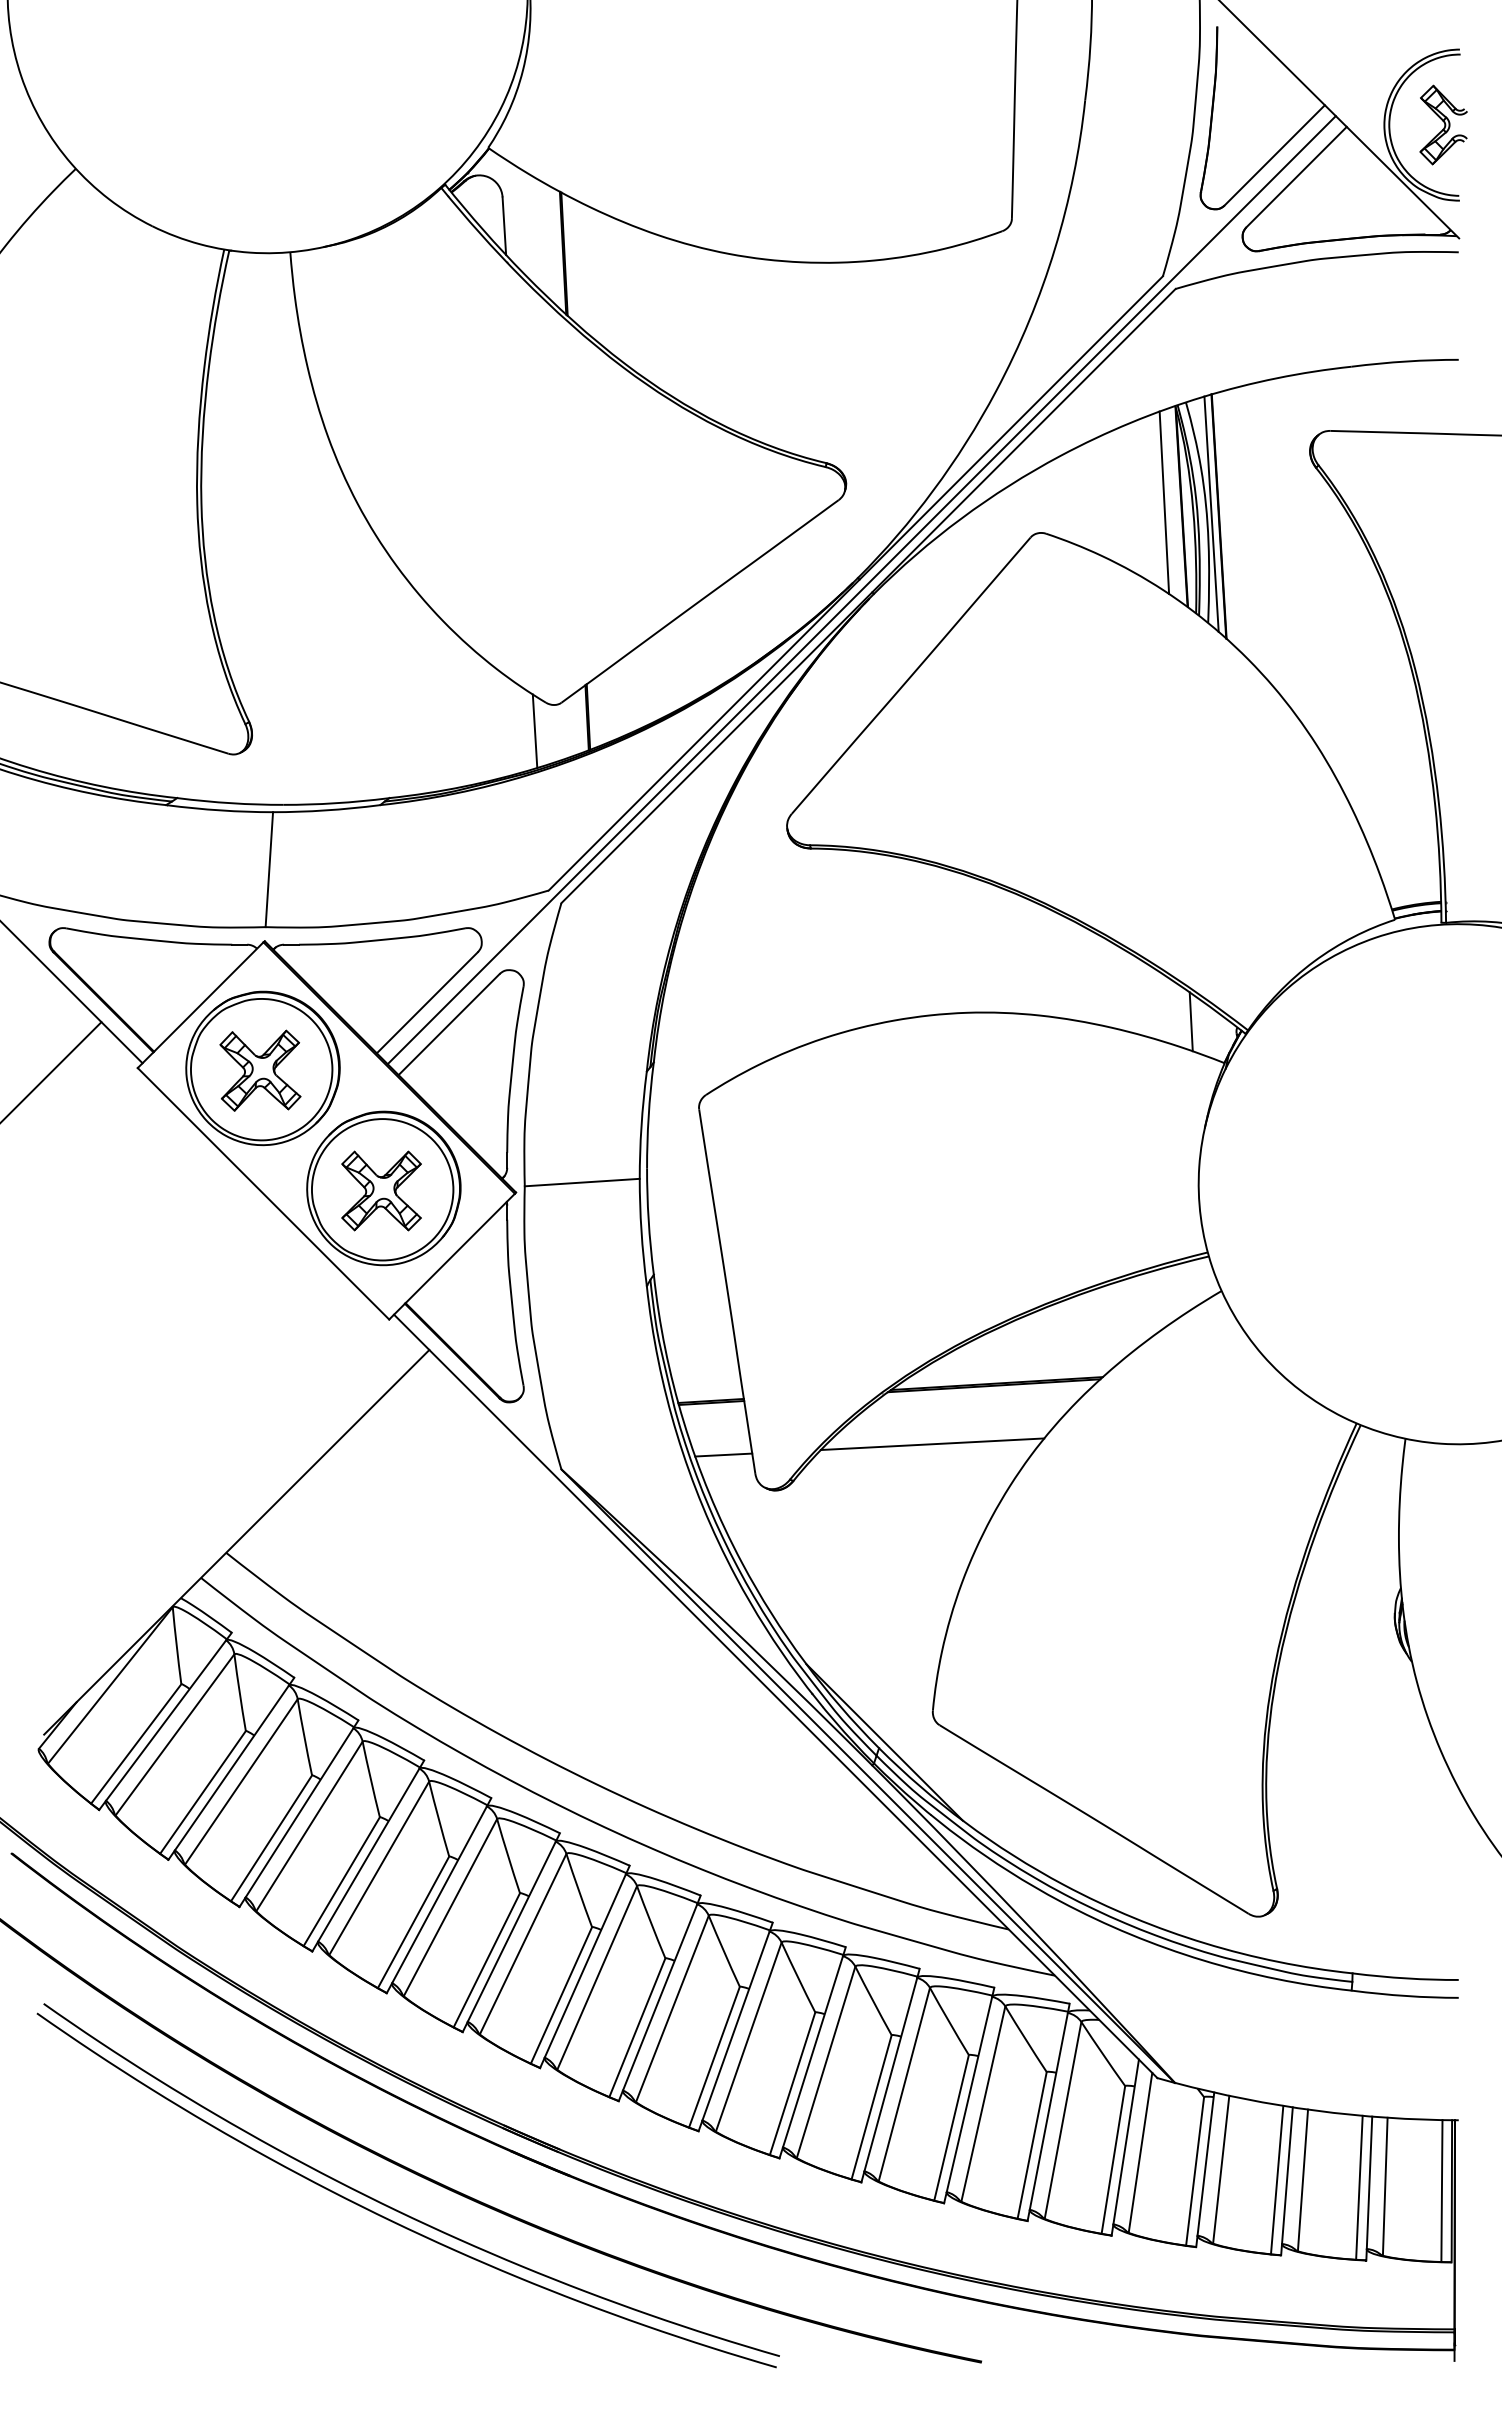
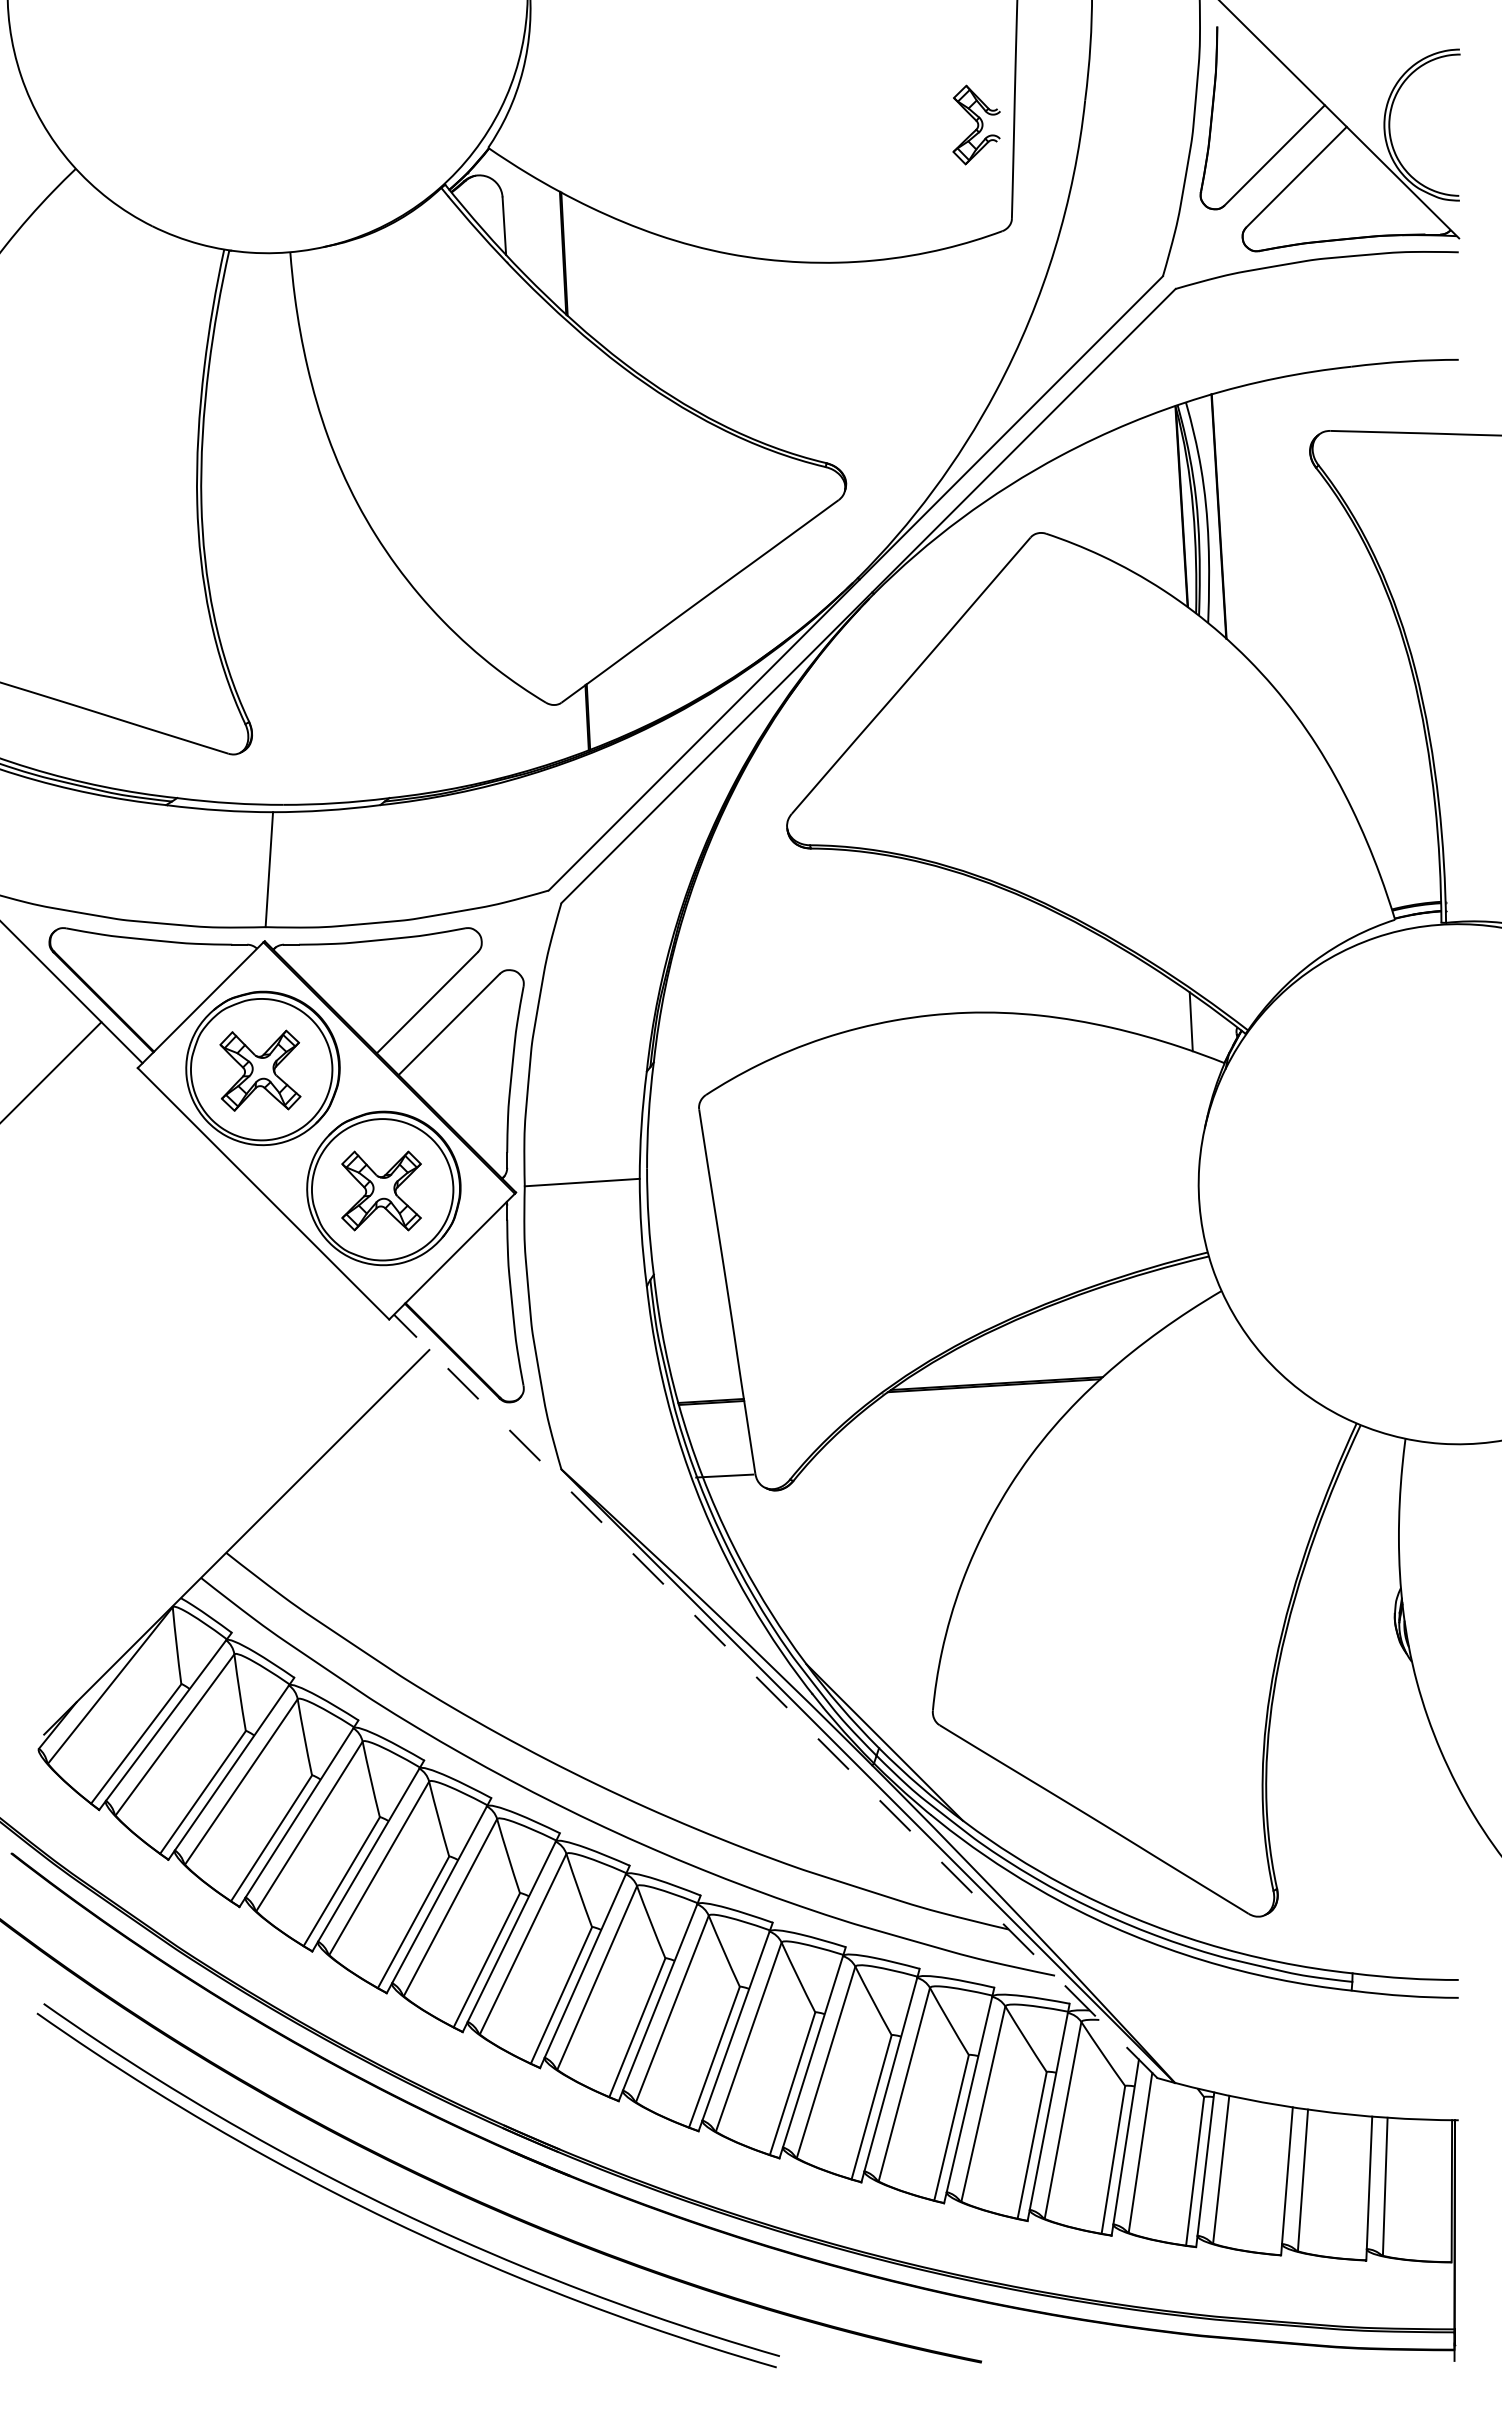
part position: (1443, 124) -> (976, 124) (976, 124)
line: present -> none (1164, 502)
line: present -> none (1211, 513)
line: present -> none (861, 590)
line: present -> none (534, 731)
line: present -> none (932, 1444)
line position: (723, 1454) -> (724, 1475) (724, 1475)
line: solid -> dashed (775, 1696)
line: present -> none (1276, 2179)
line: present -> none (1359, 2187)
line: present -> none (1441, 2191)
